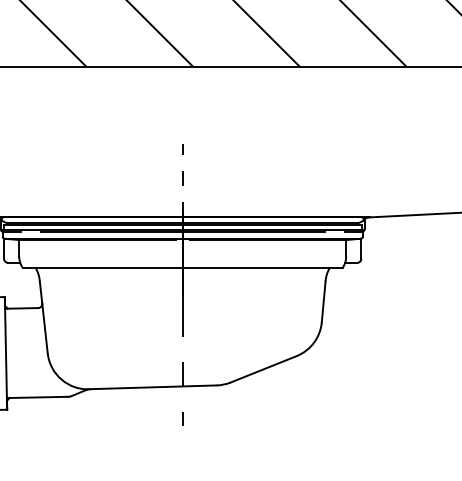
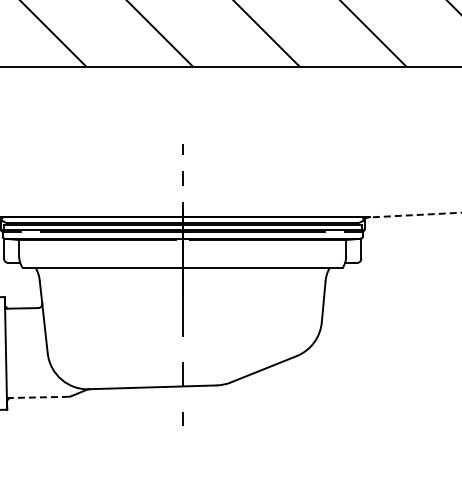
line: solid -> dashed (414, 215)
line: solid -> dashed (37, 397)
